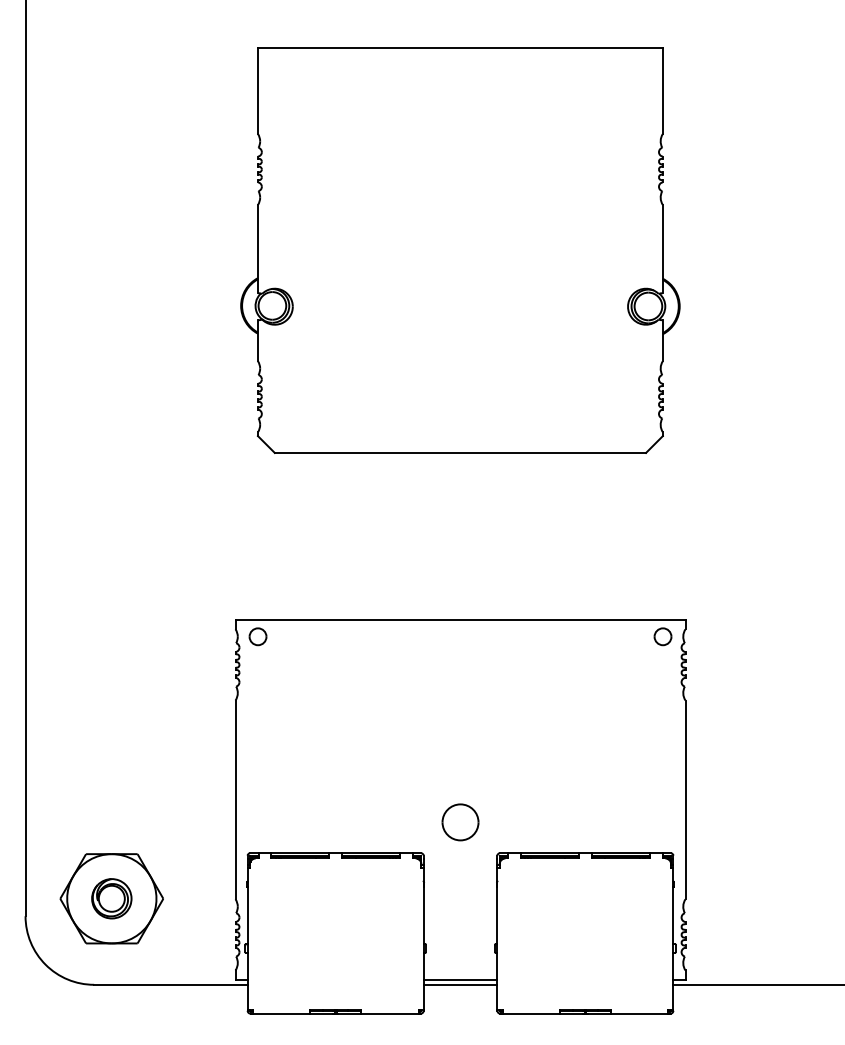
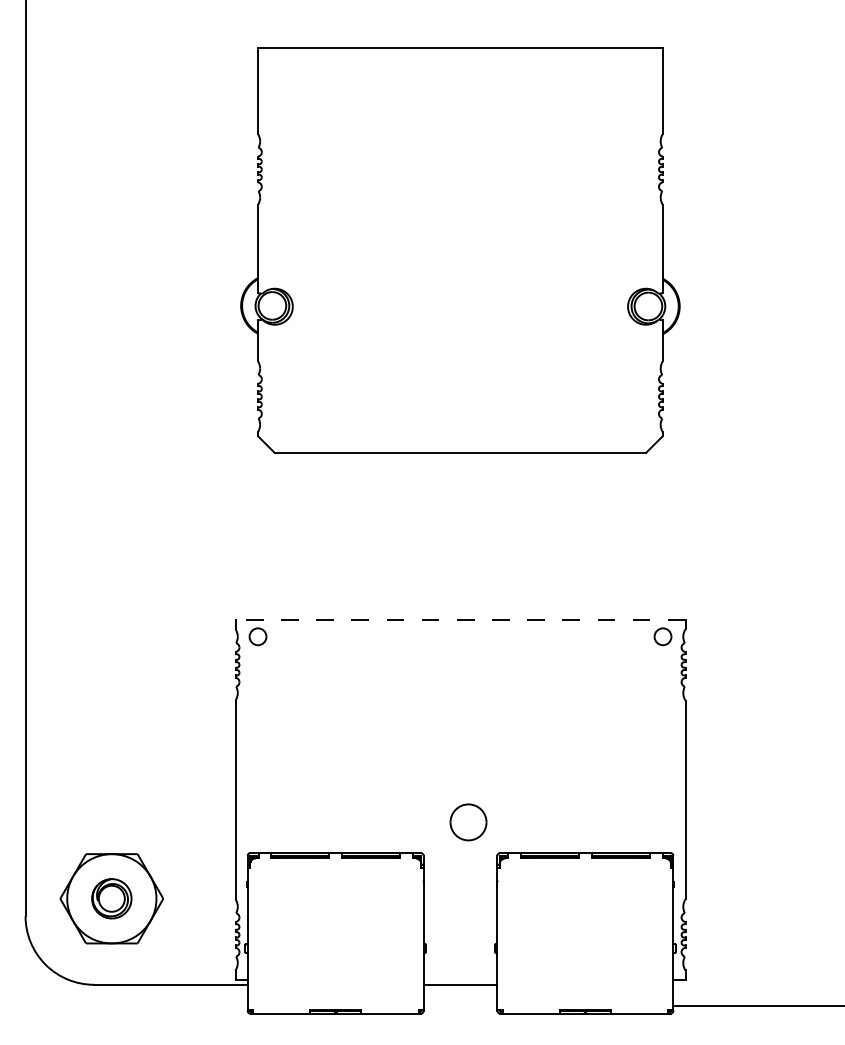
line: solid -> dashed (460, 619)
part position: (460, 822) -> (468, 822) (468, 822)
line: present -> none (460, 979)
line position: (757, 984) -> (757, 1005) (757, 1005)
